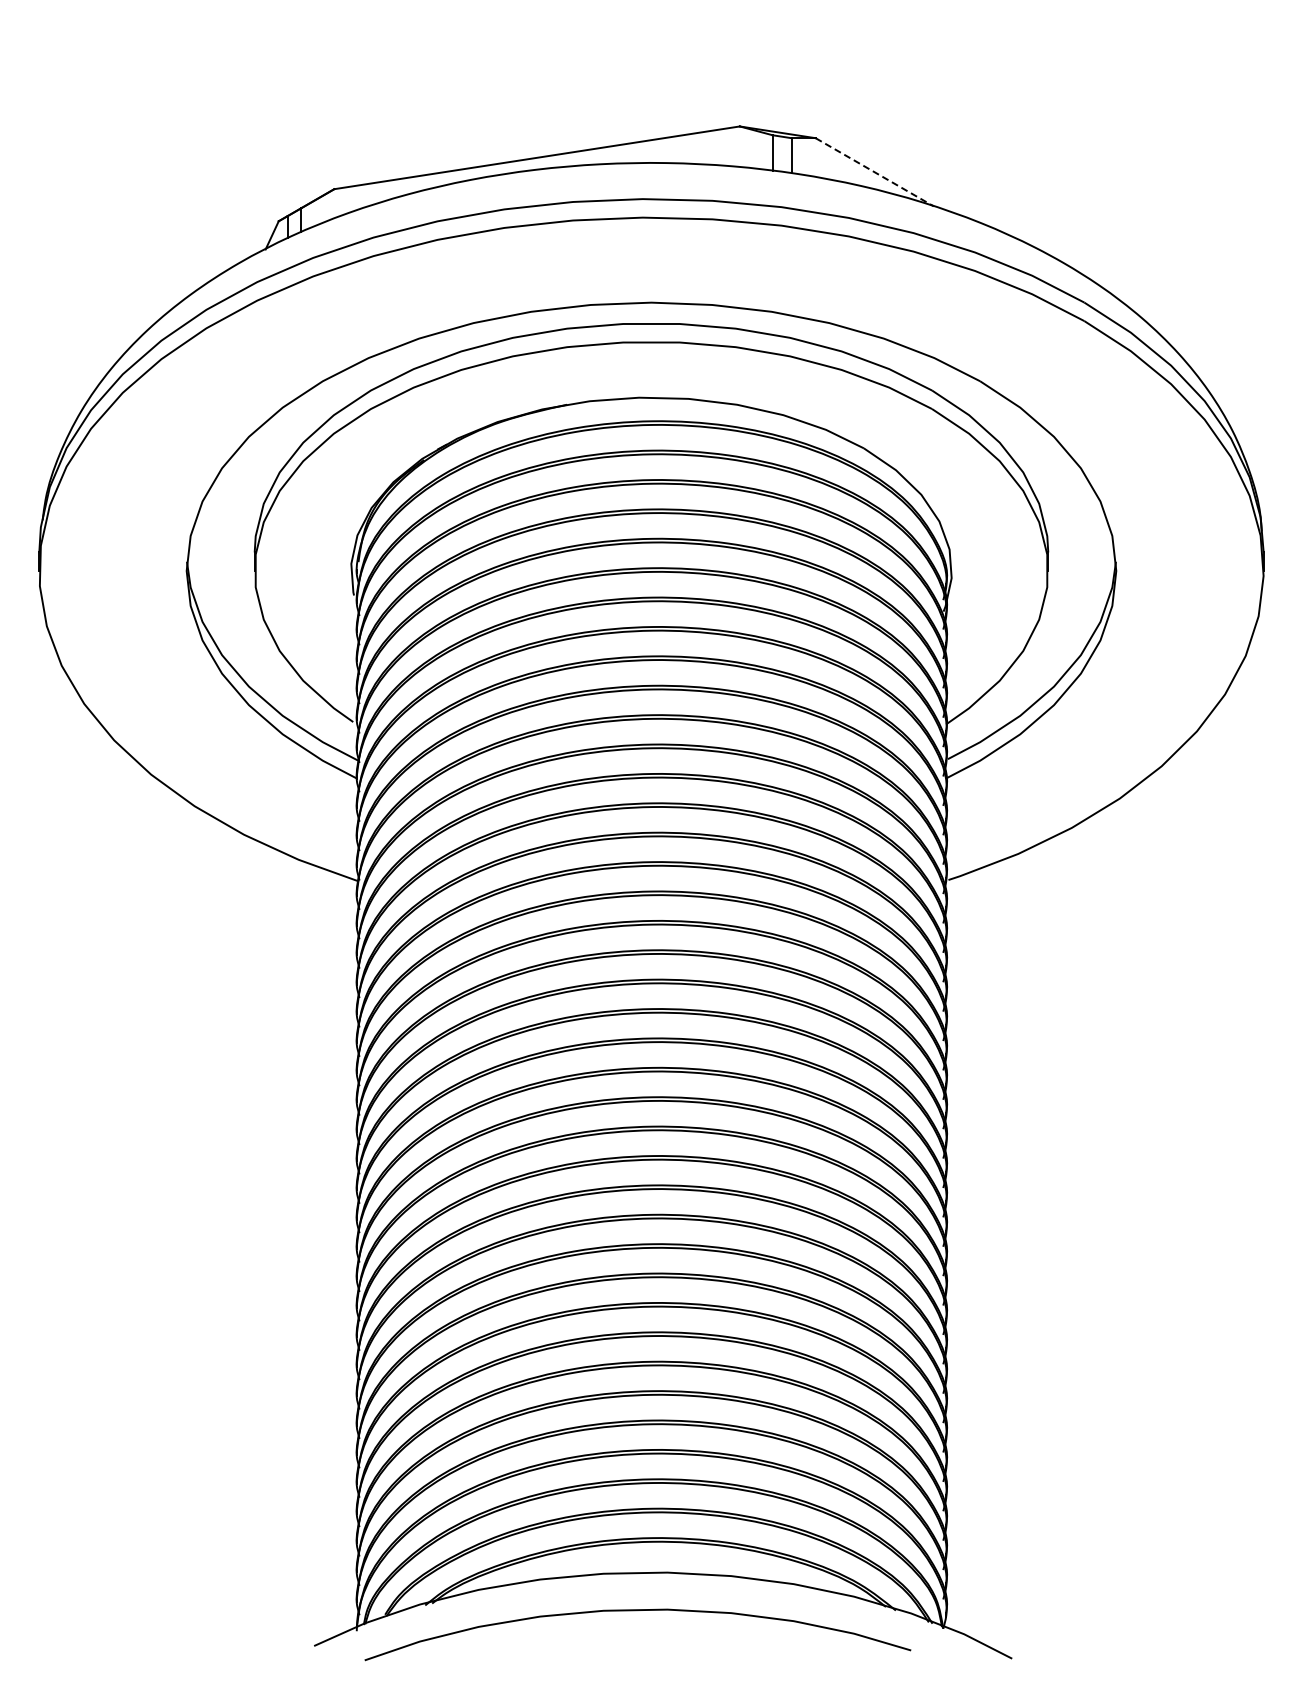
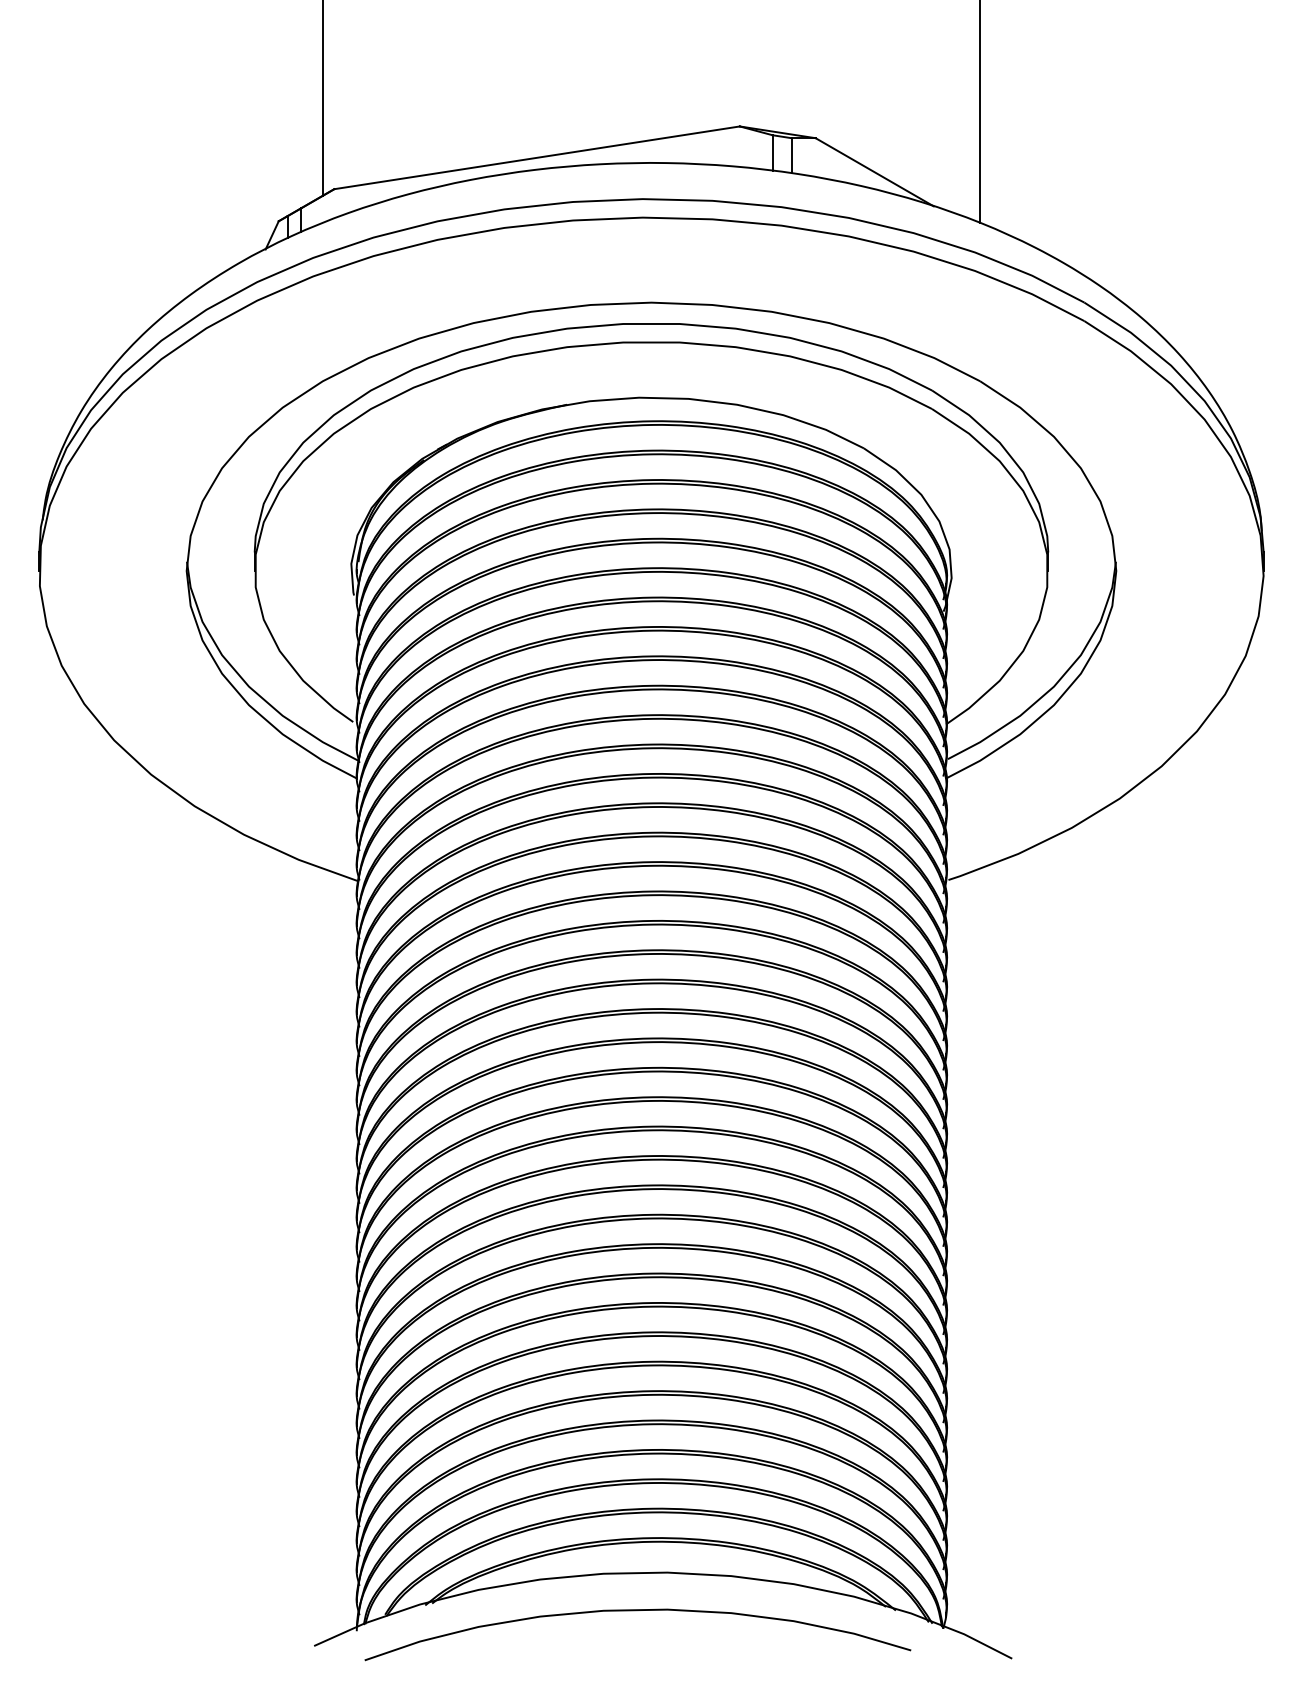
line: none -> present (322, 98)
line: none -> present (980, 112)
line: dashed -> solid (875, 172)
